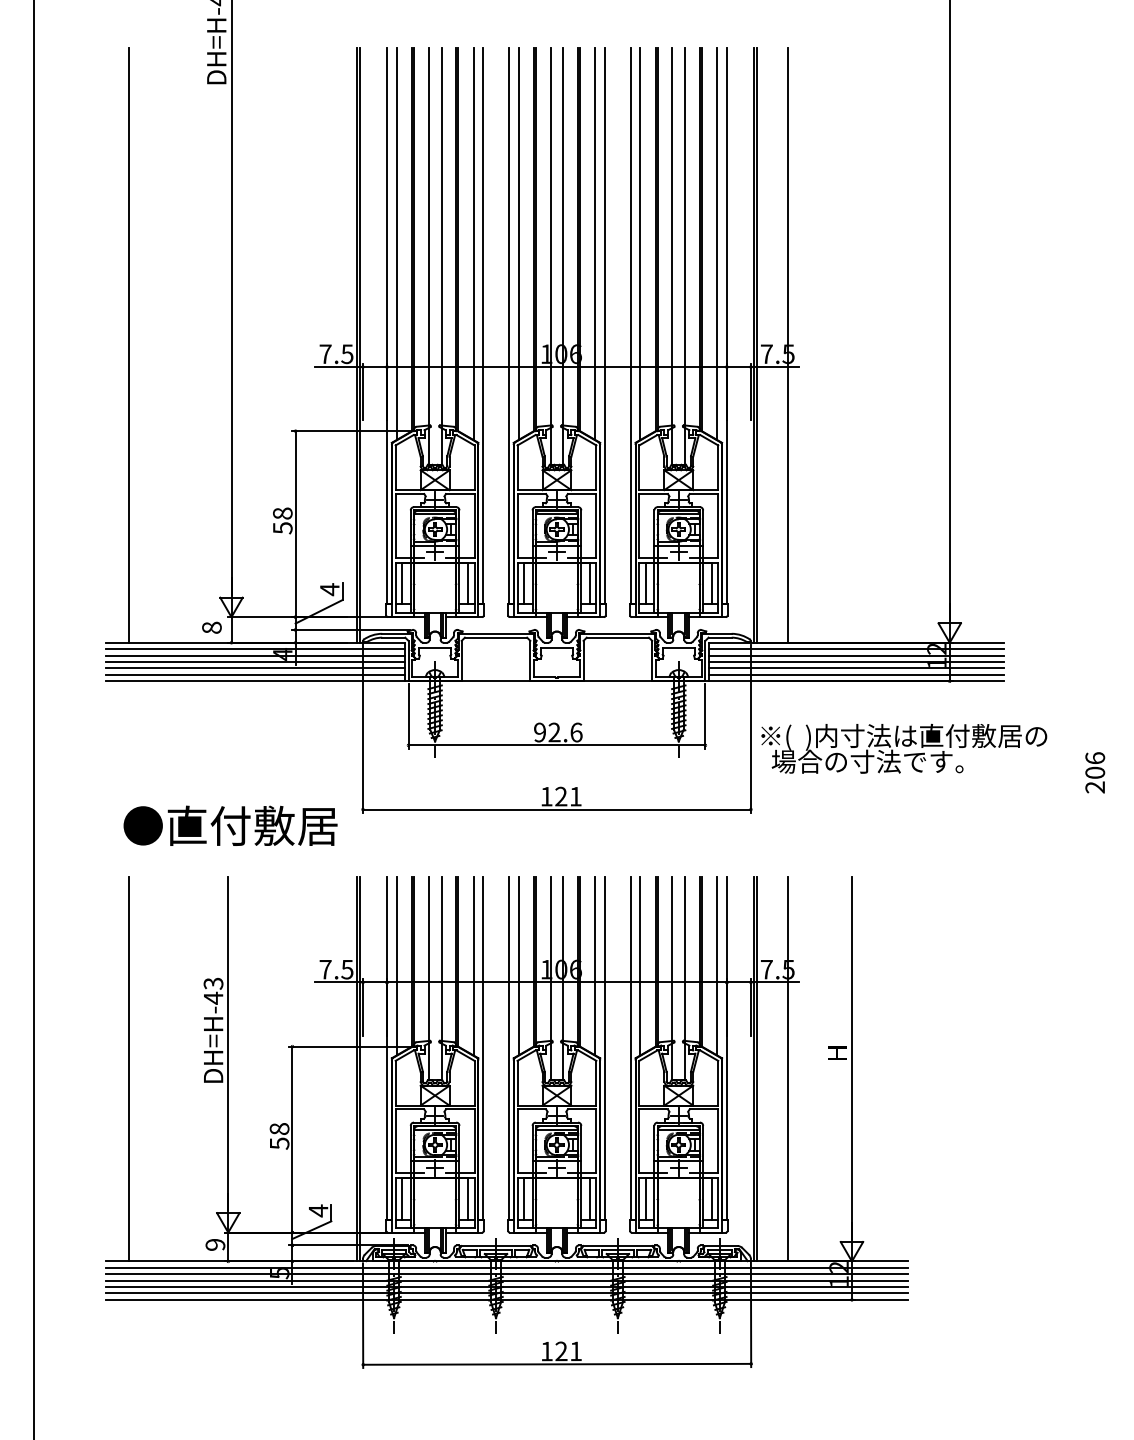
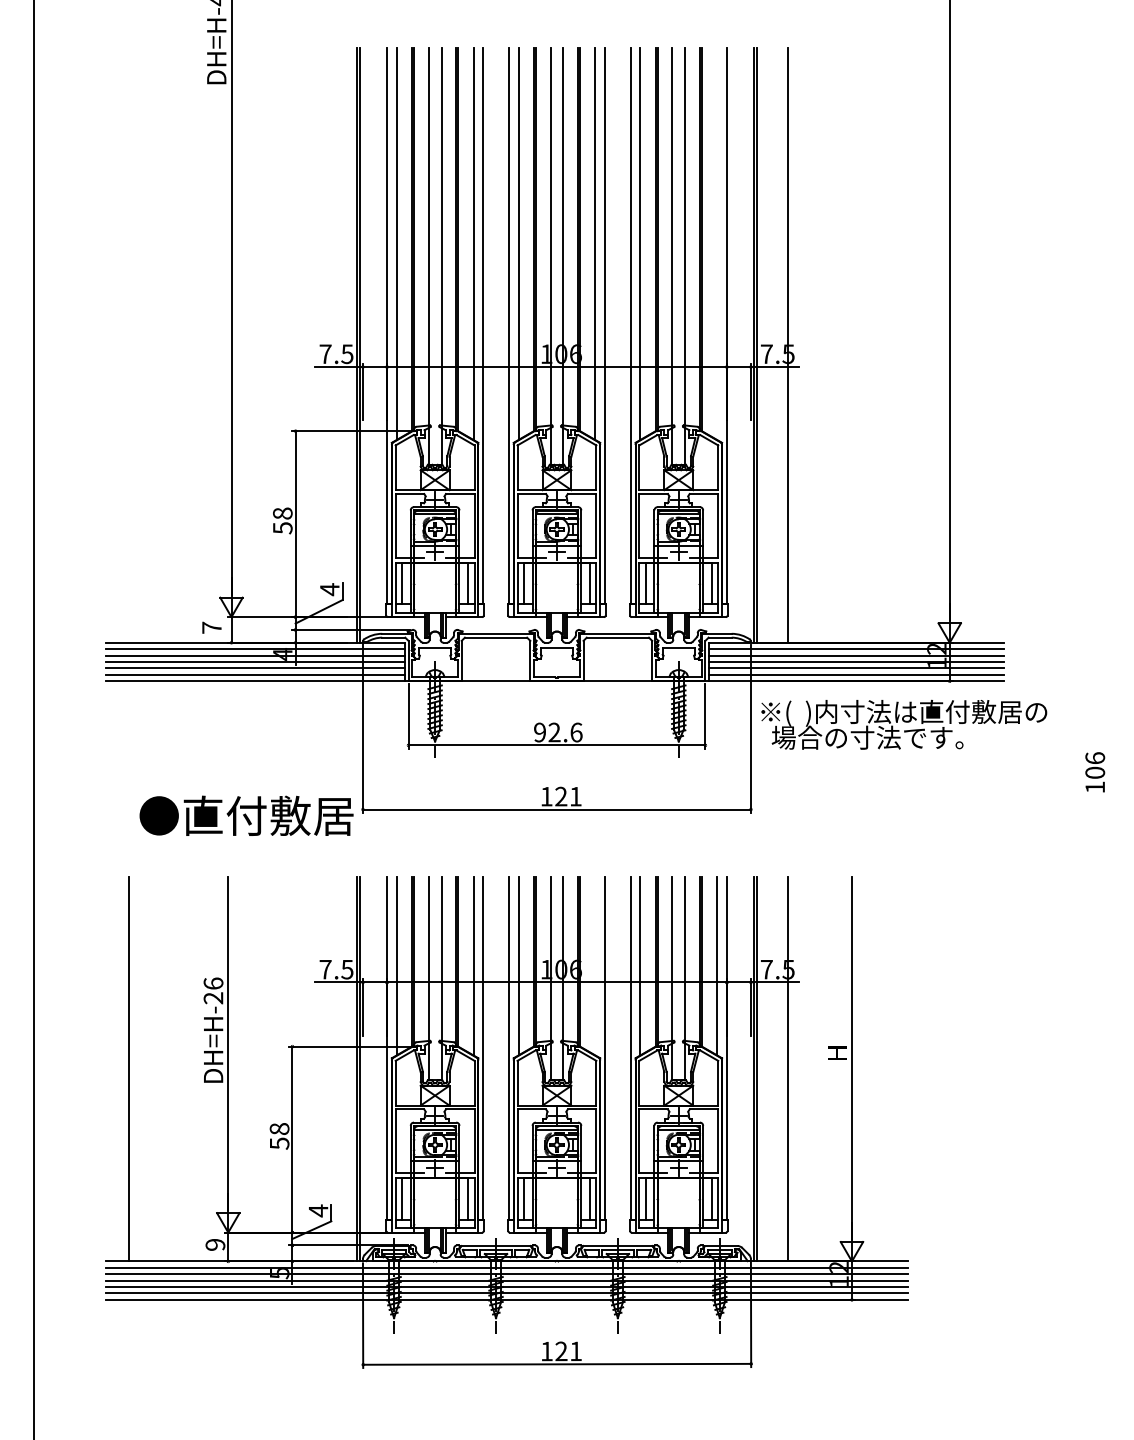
line: present -> none (717, 244)
line: present -> none (128, 345)
text: 8 -> 7 (211, 627)
text position: (904, 748) -> (904, 724) (904, 724)
text: 206 -> 106 (1094, 787)
text position: (230, 825) -> (246, 815) (246, 815)
line: present -> none (595, 965)
text: DH=H-43 -> DH=H-26 (213, 990)
